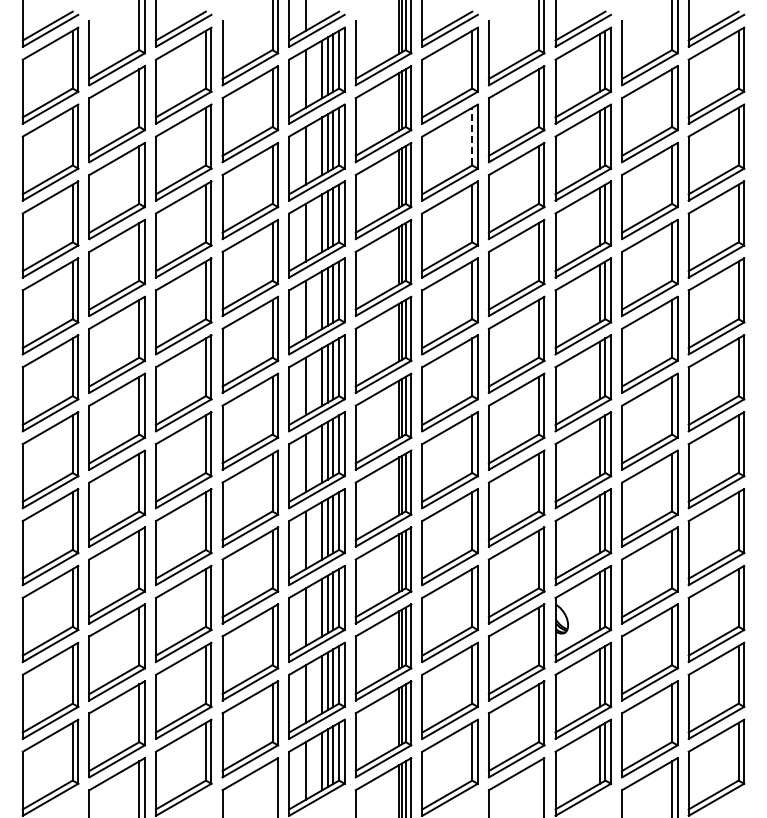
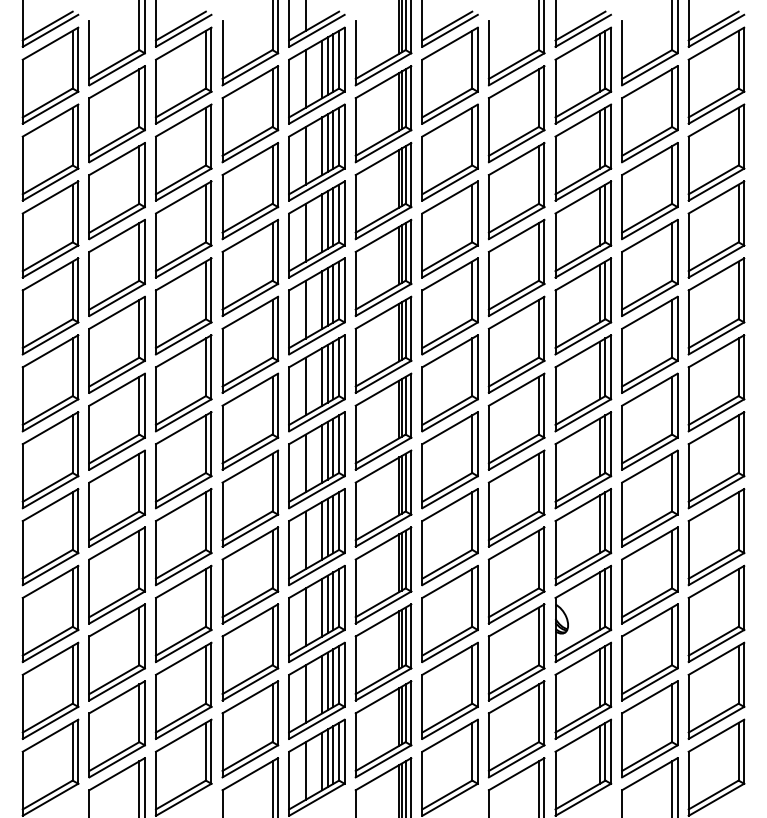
line: dashed -> solid (472, 136)
line: none -> present (272, 787)
line: none -> present (538, 787)
